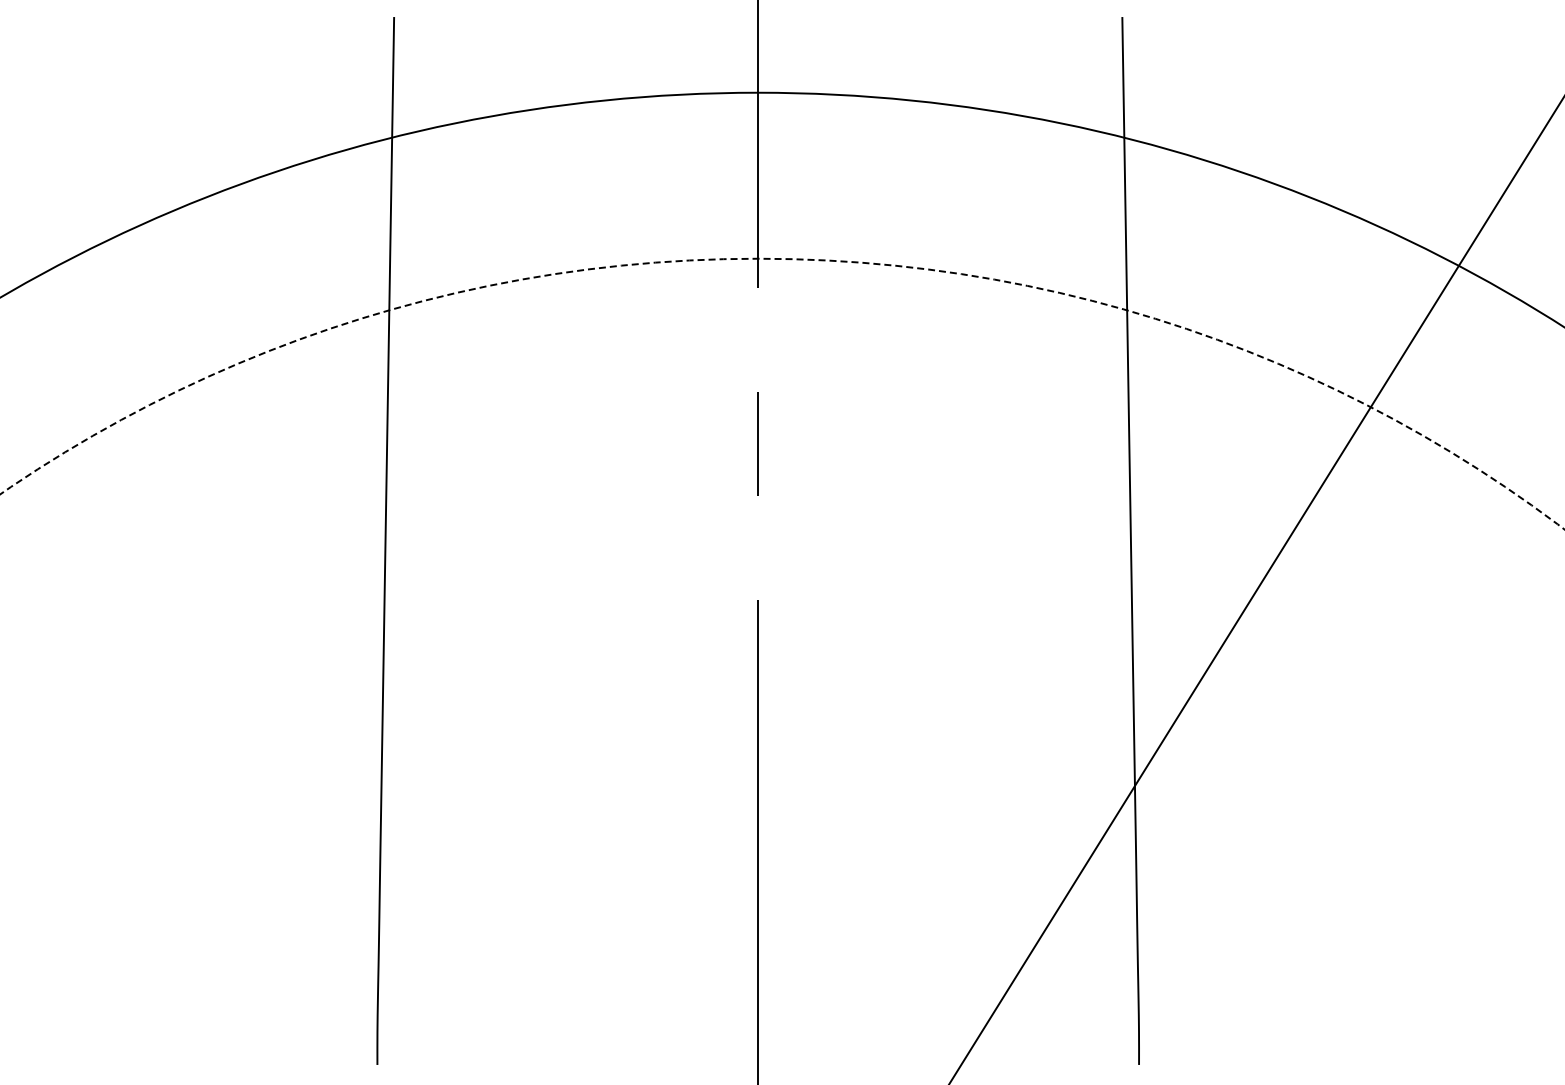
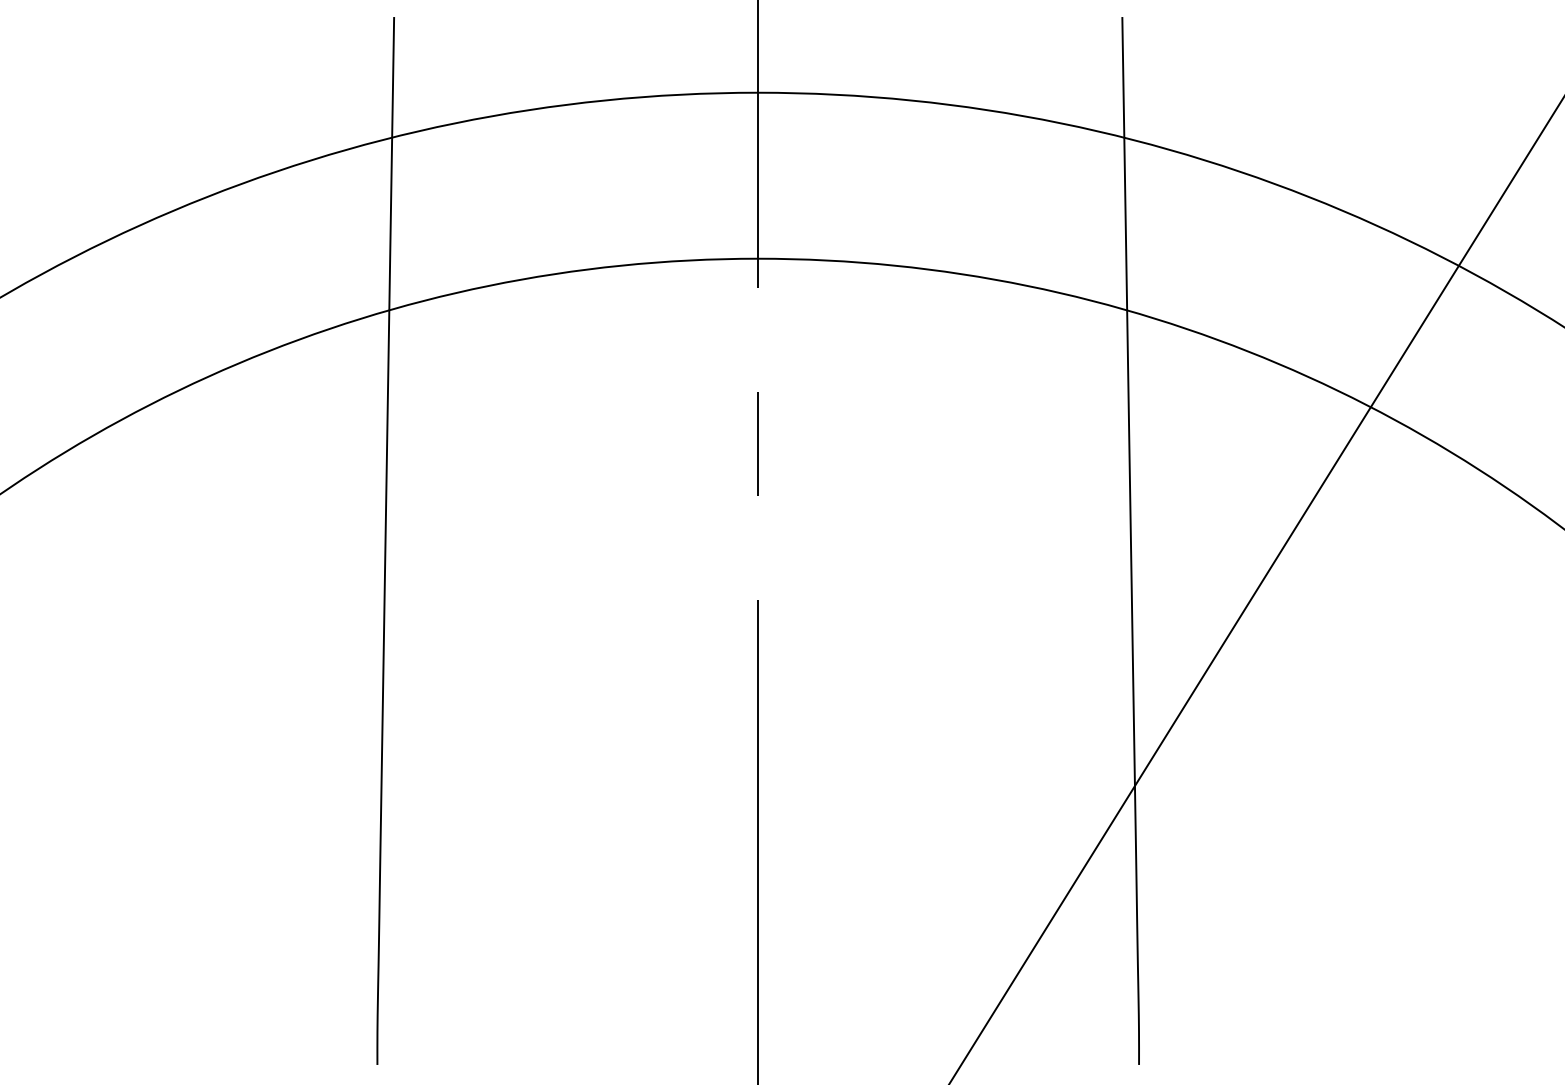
circle: dashed -> solid (782, 393)
